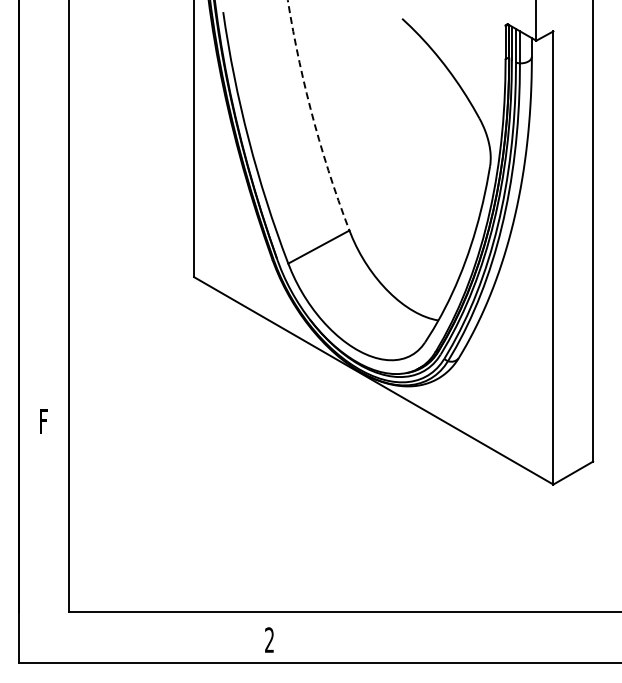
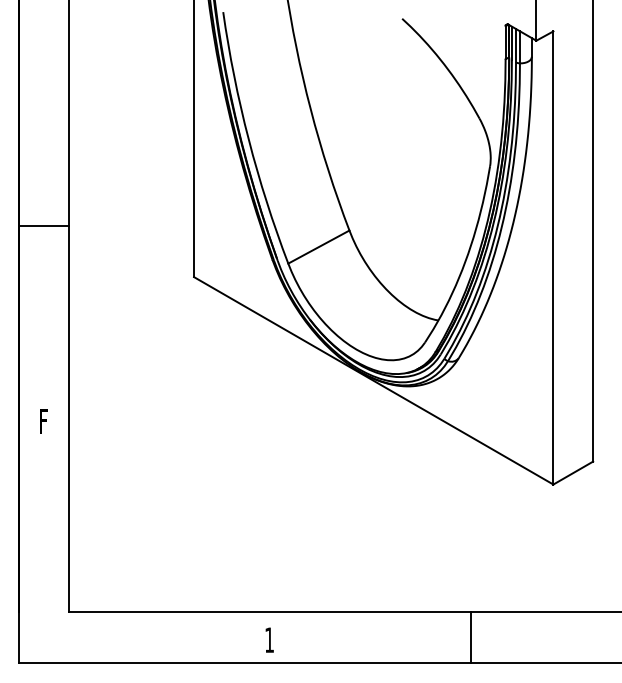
arc: dashed -> solid (312, 116)
line: none -> present (43, 225)
line: none -> present (470, 637)
text: 2 -> 1 (269, 639)
